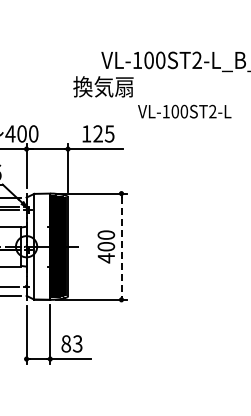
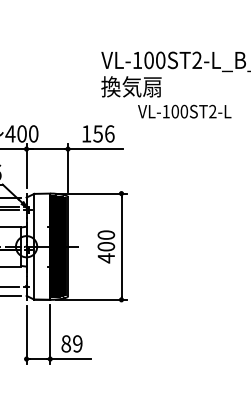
text position: (103, 86) -> (131, 86) (131, 86)
text: 125 -> 156 (103, 133)
line: dashed -> solid (121, 246)
text: 83 -> 89 (77, 343)
